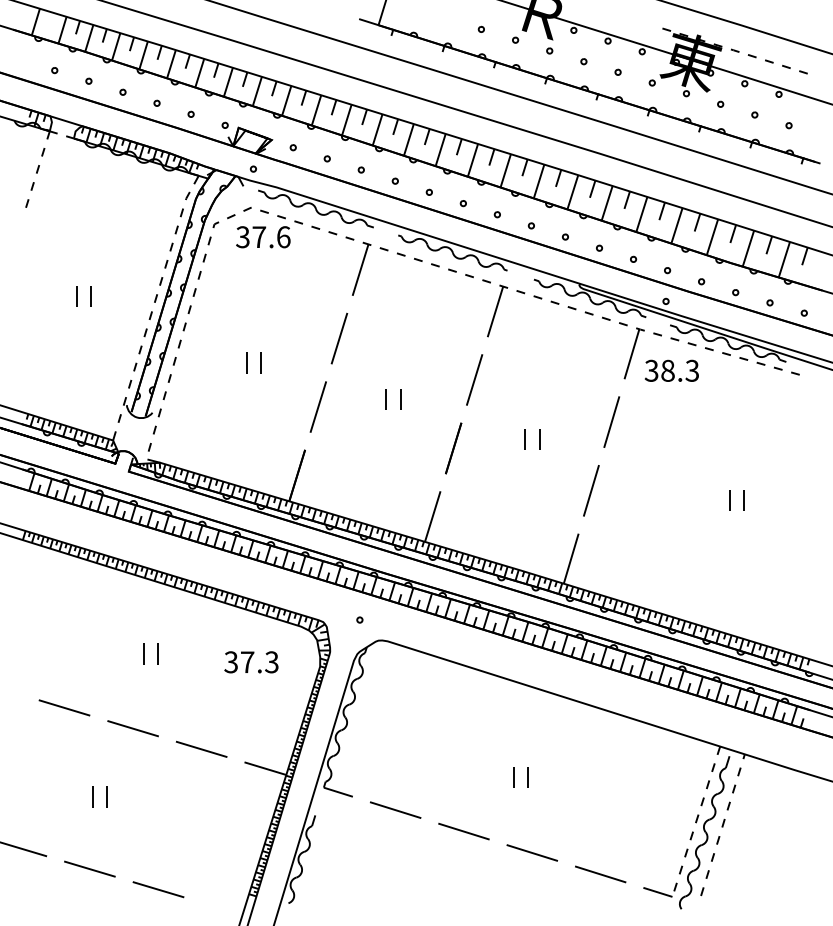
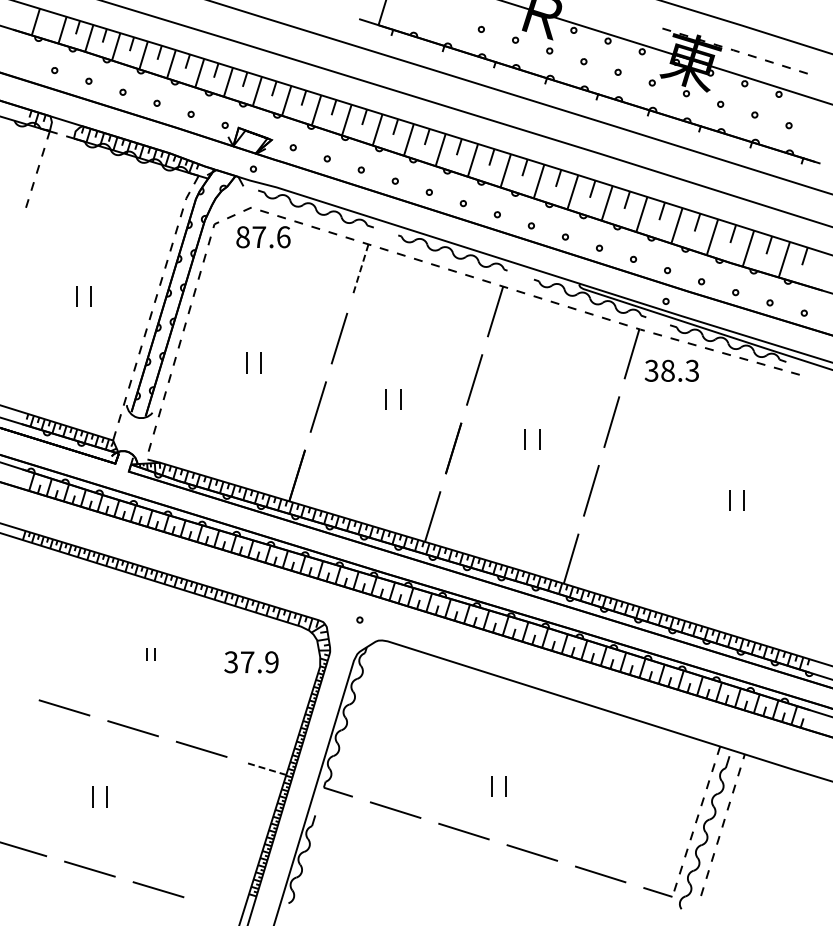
text: 37.6 -> 87.6 (242, 237)
line: solid -> dashed (360, 270)
part size: 16x22 px -> 10x13 px (150, 654)
text: 37.3 -> 37.9 (271, 662)
line: solid -> dashed (265, 768)
part position: (520, 777) -> (498, 786) (498, 786)
